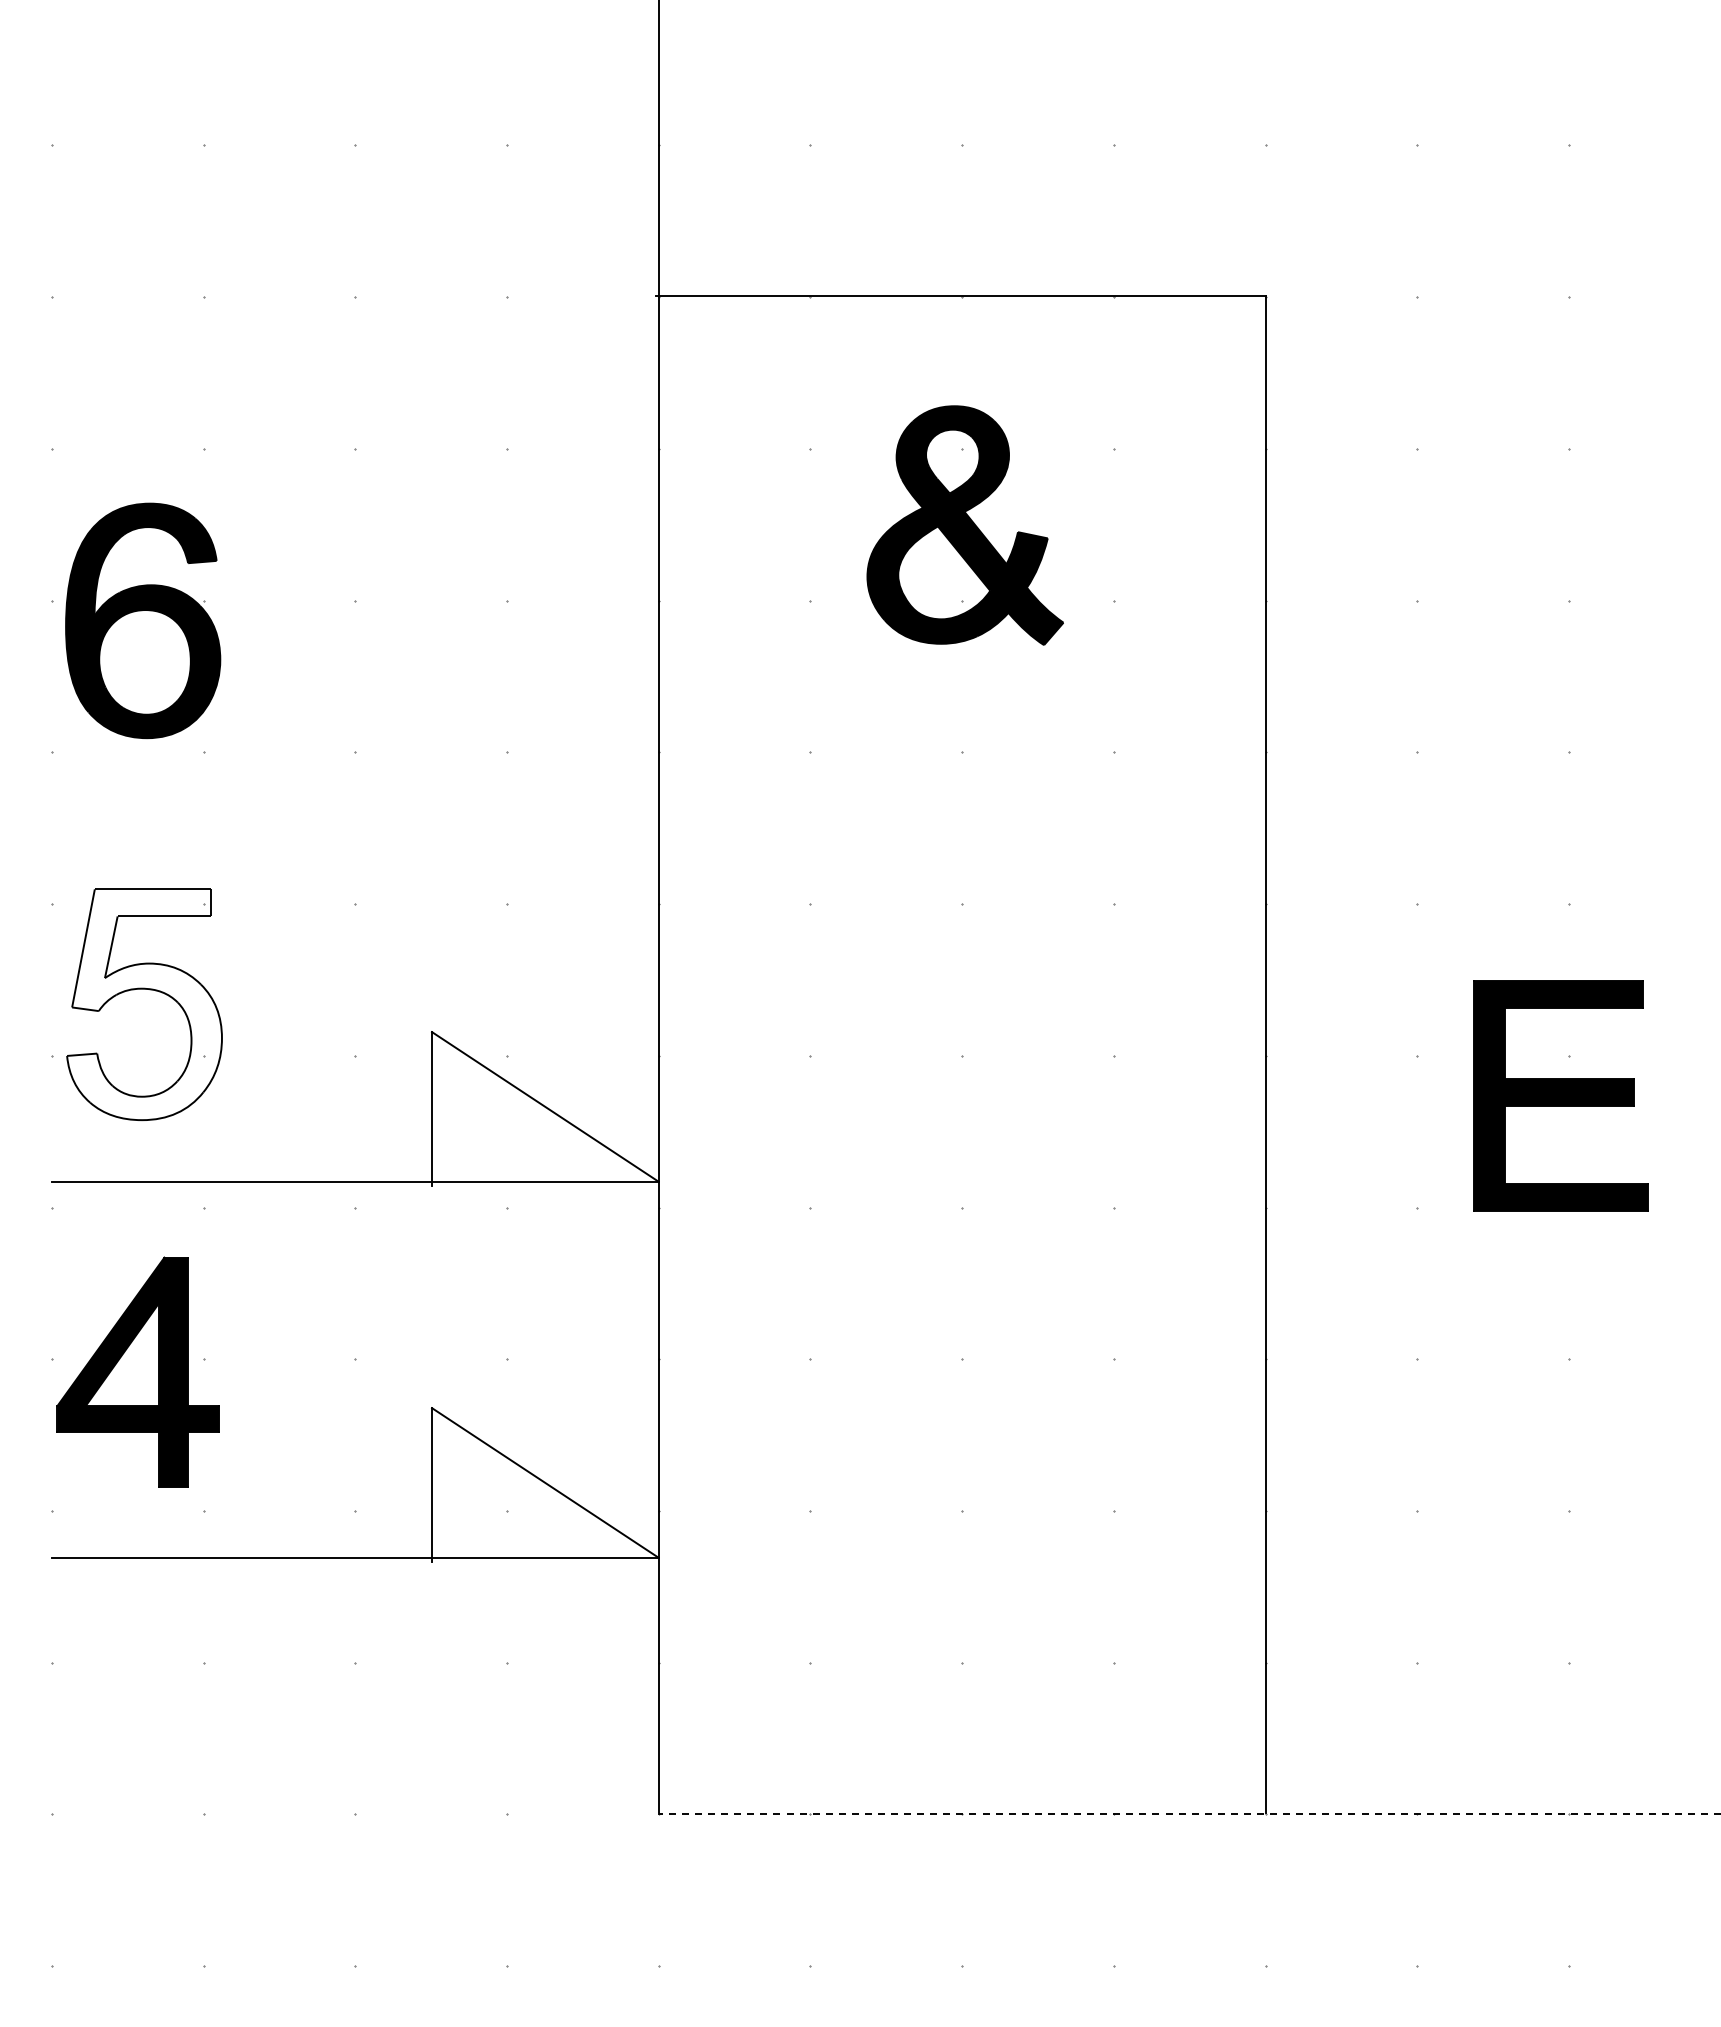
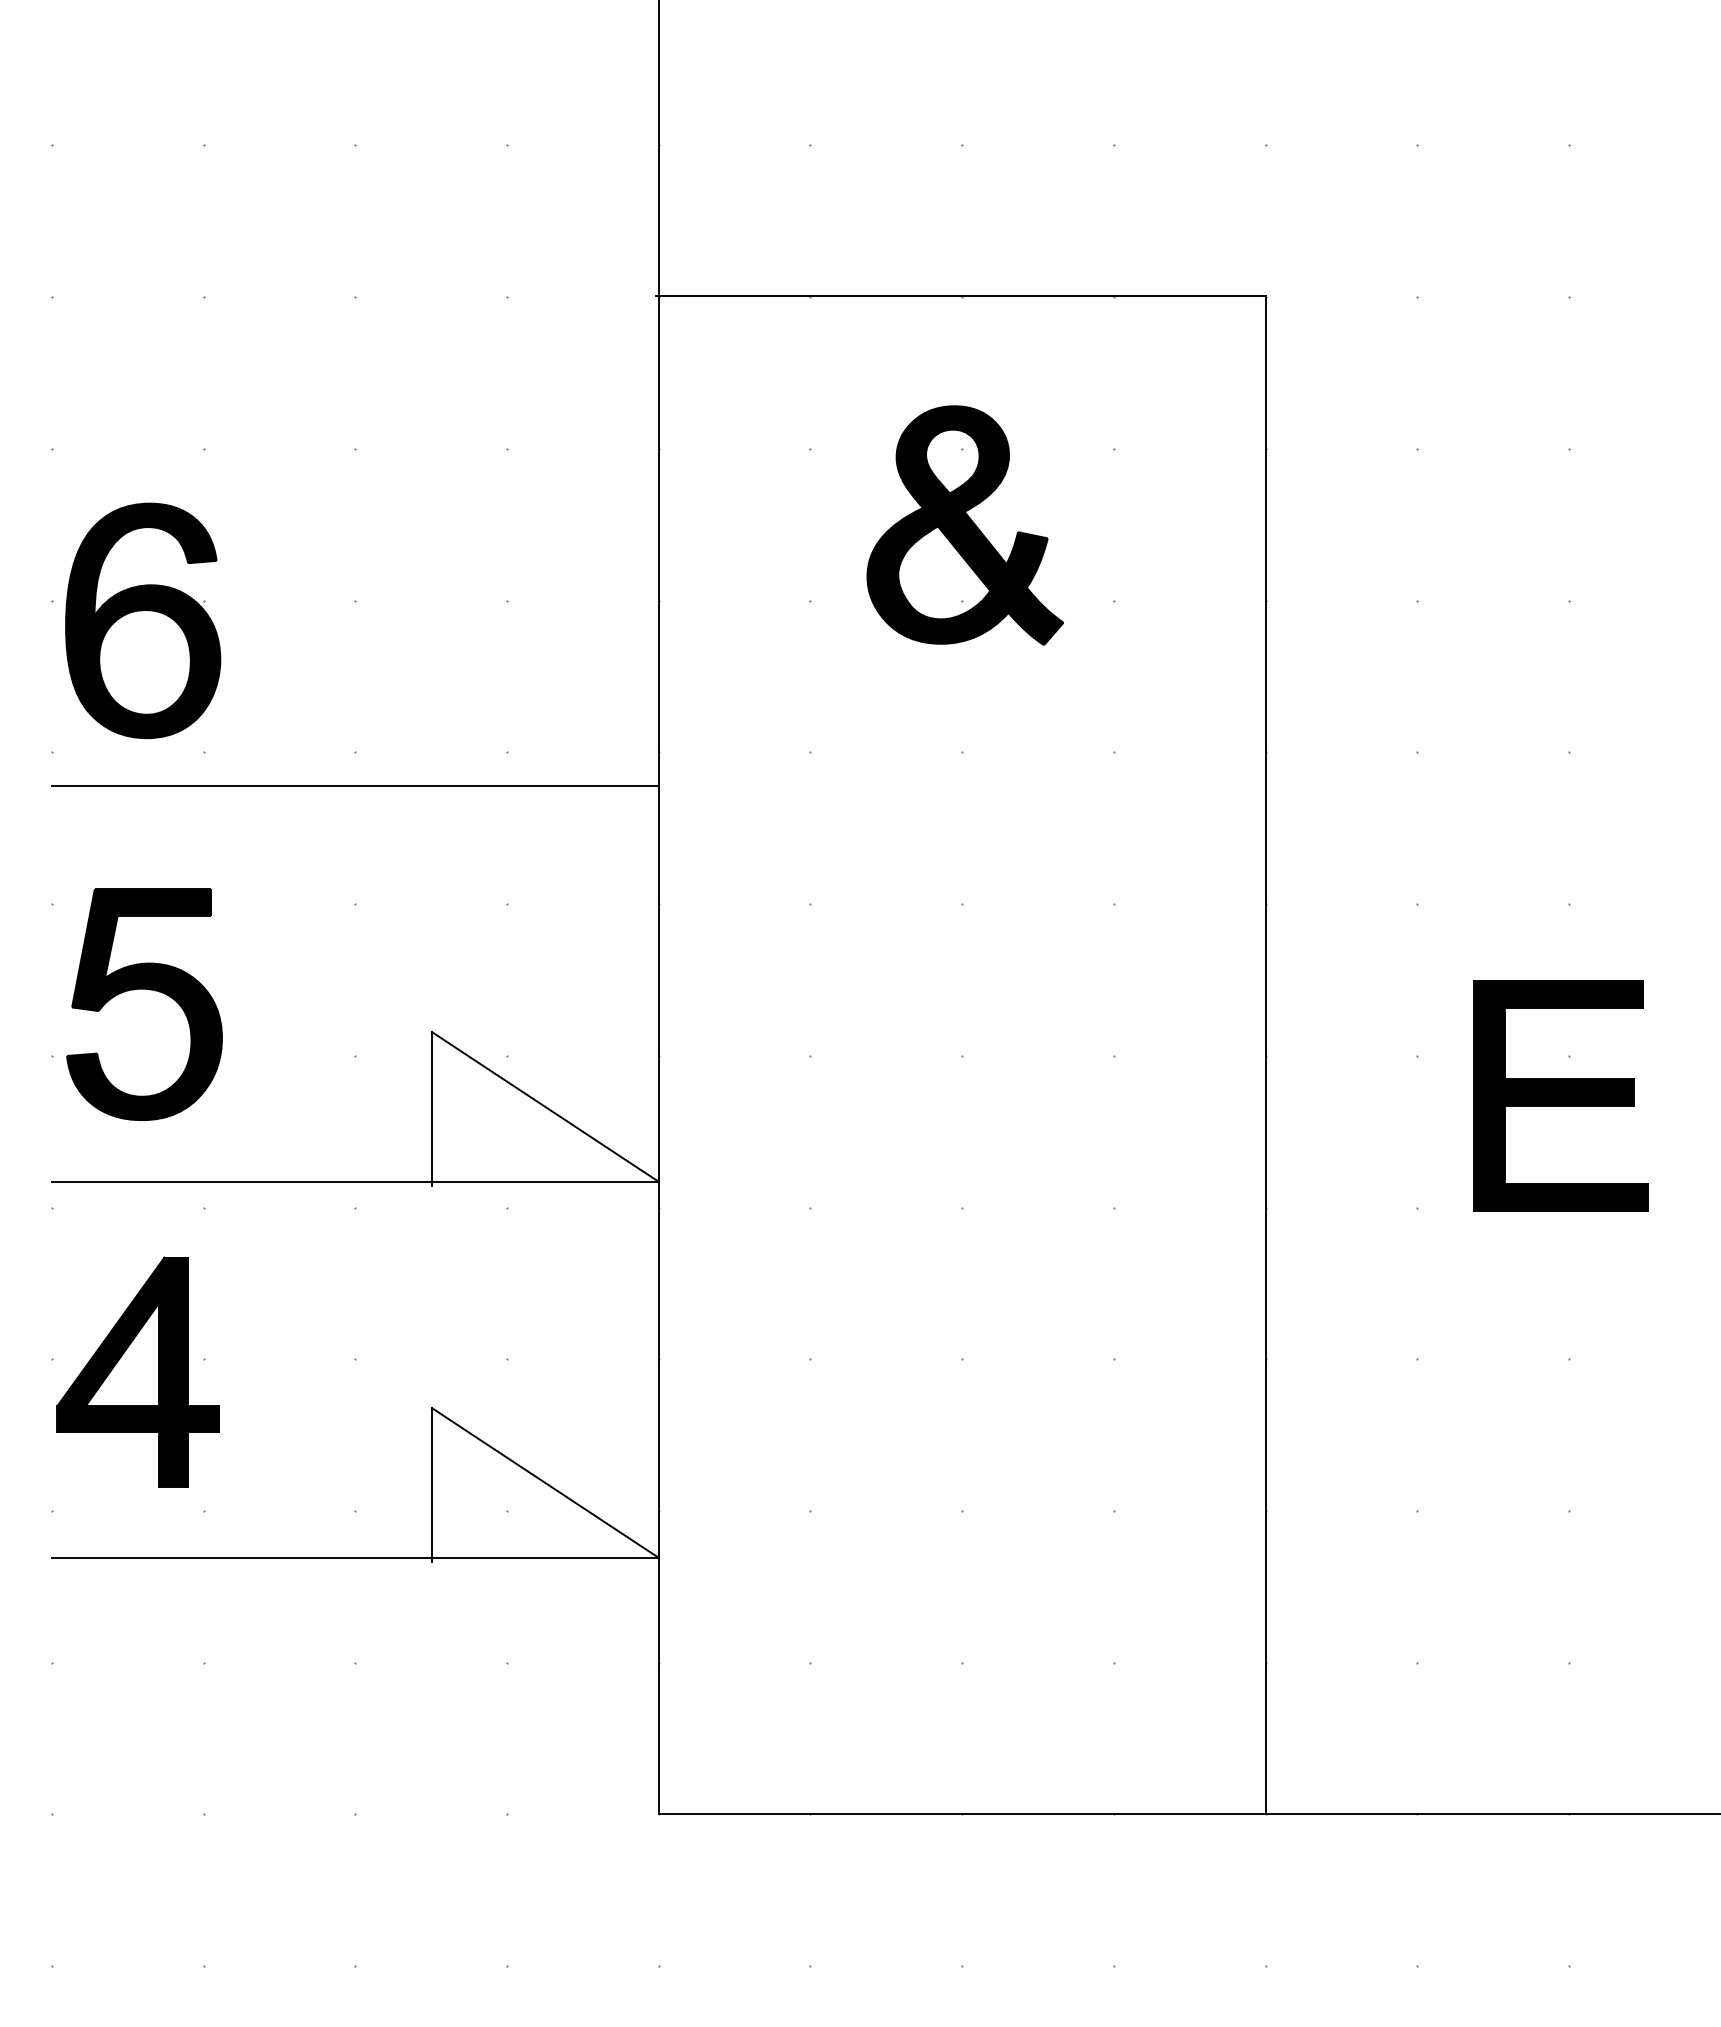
line: none -> present (355, 785)
fill: none -> present (144, 1004)
line: dashed -> solid (1189, 1814)
